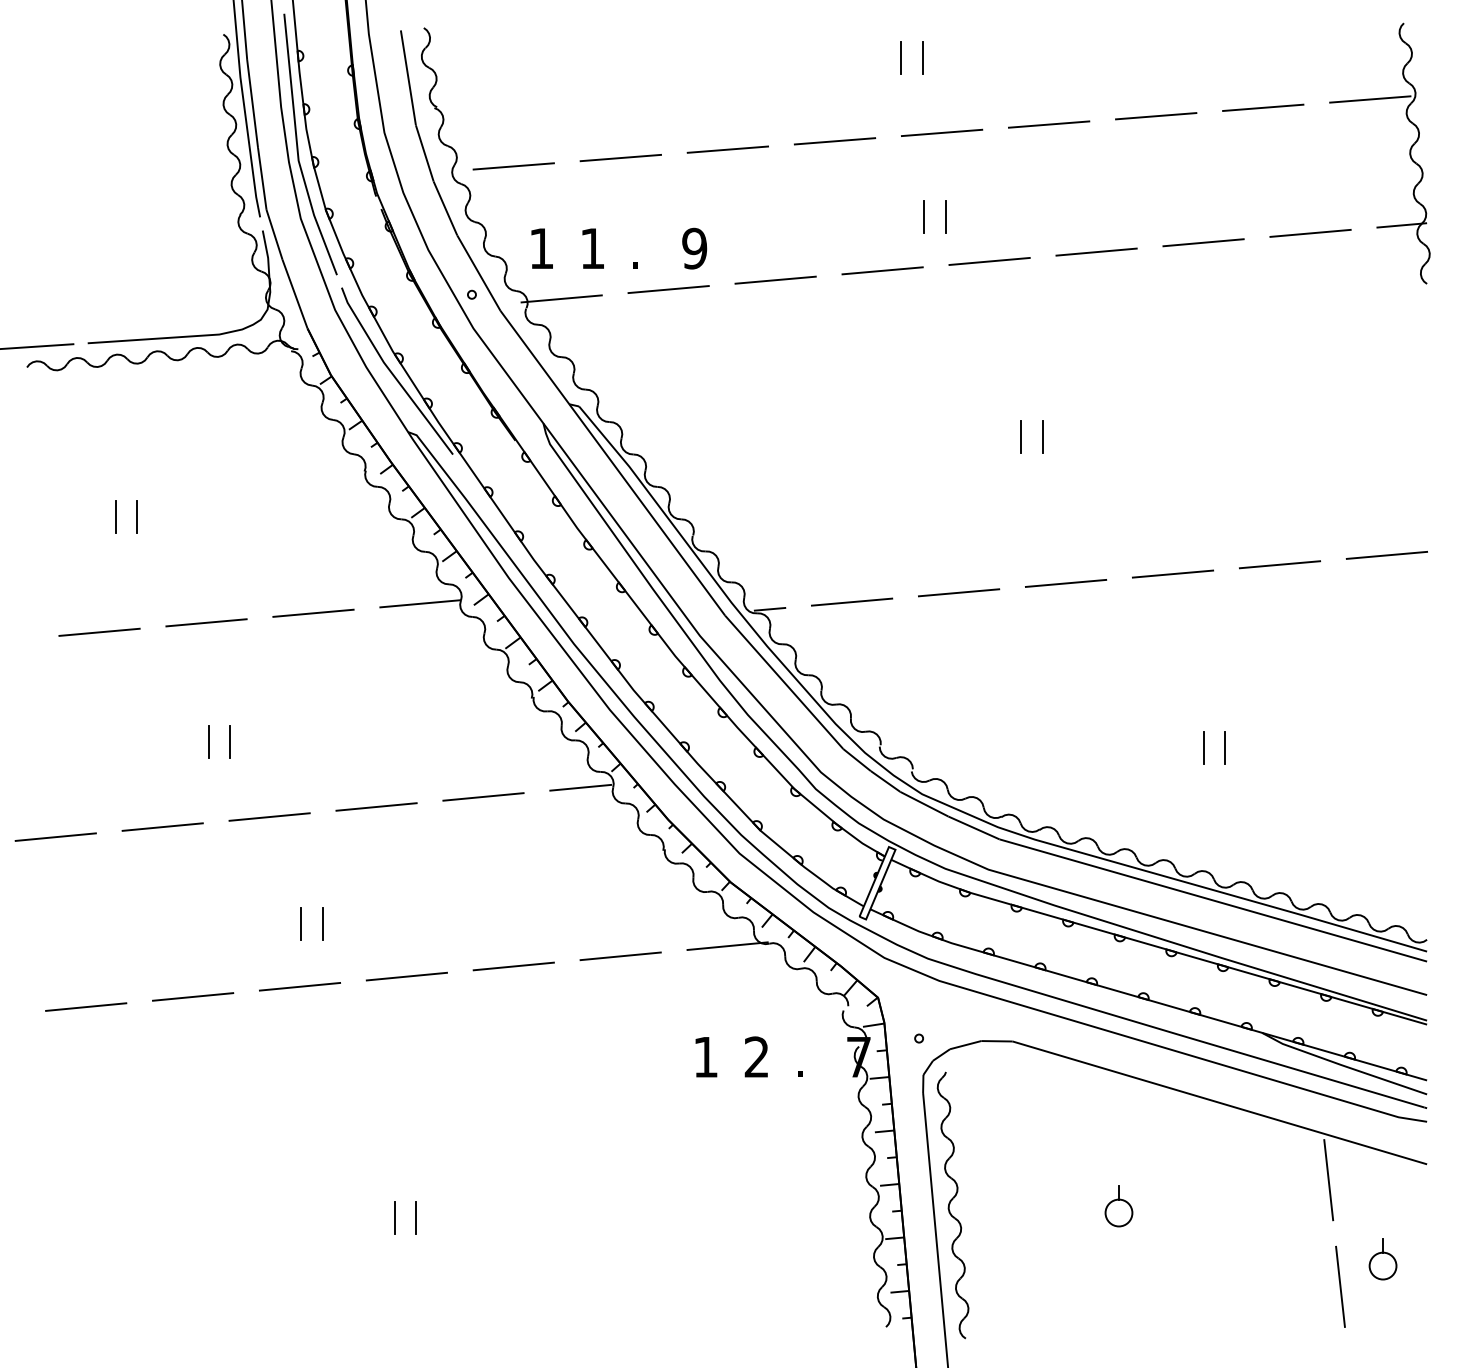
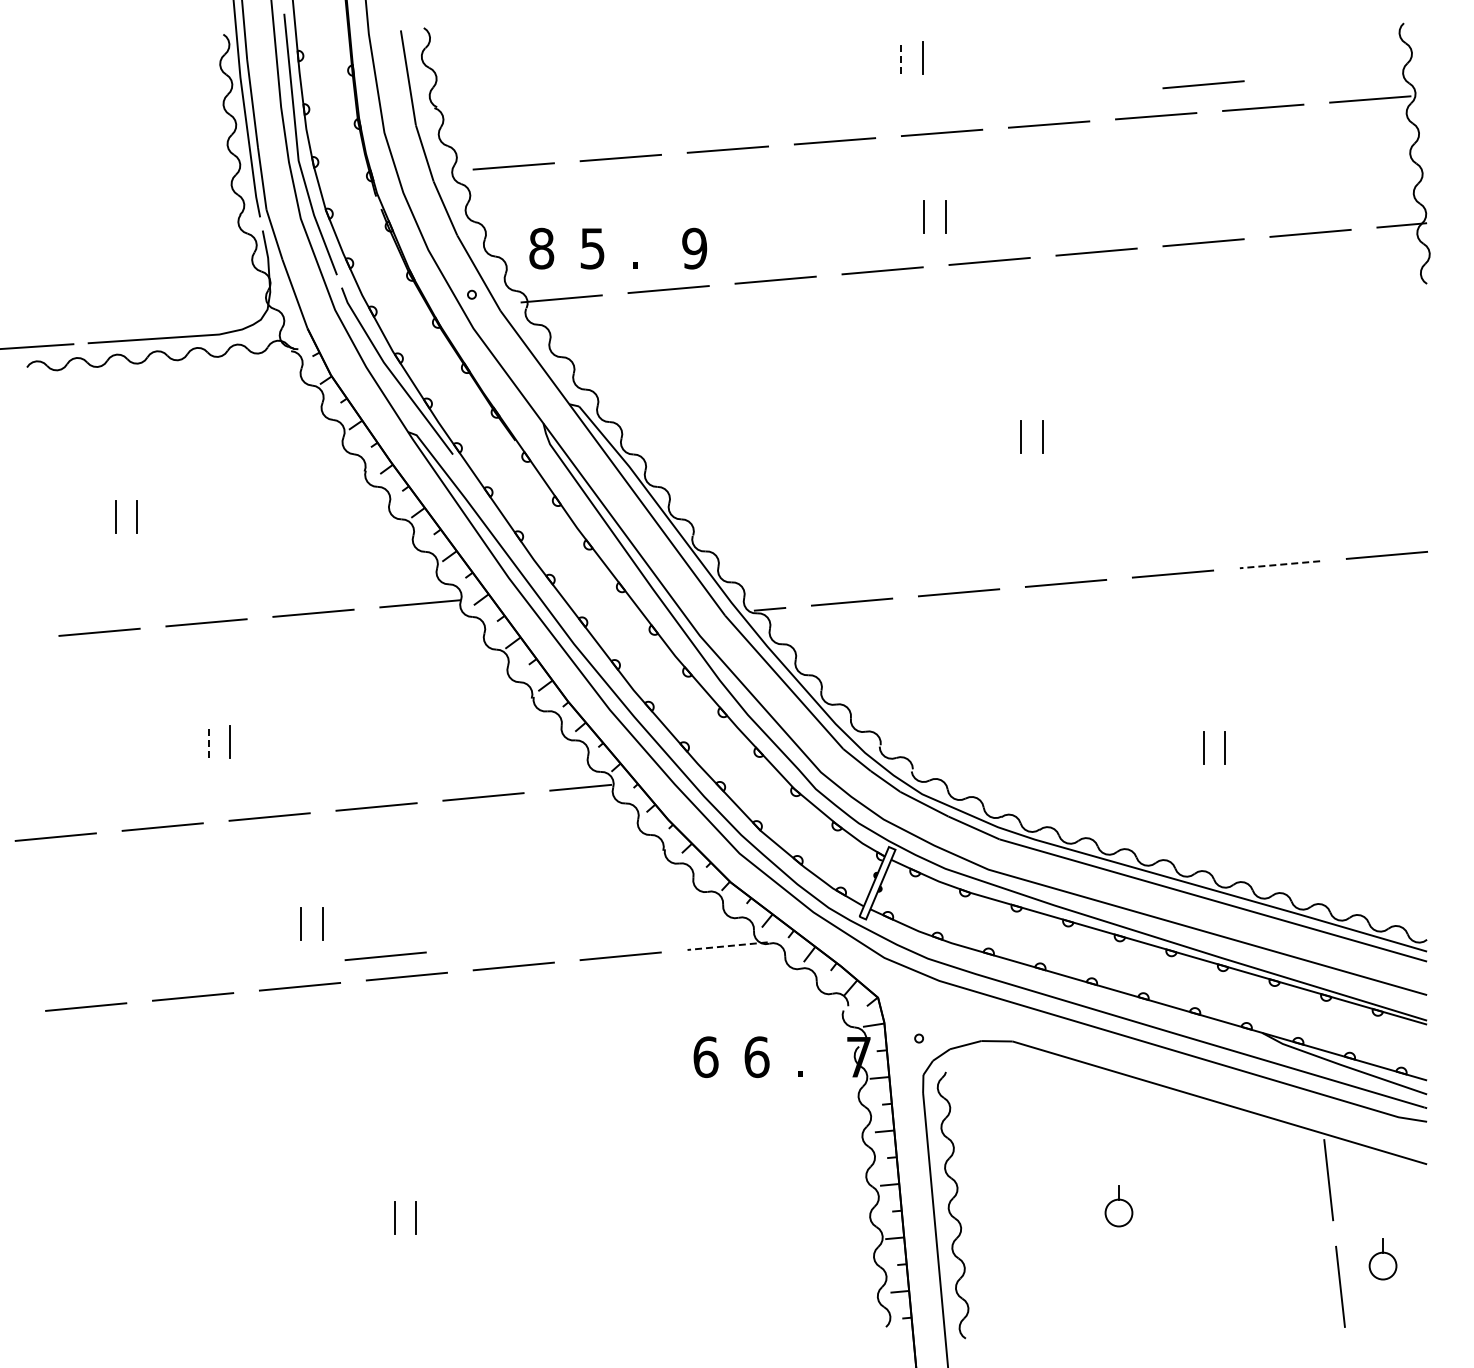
line: solid -> dashed (901, 57)
line: none -> present (1203, 84)
text: 1 -> 8 (541, 248)
text: 1 -> 5 (592, 248)
line: solid -> dashed (1279, 564)
line: solid -> dashed (208, 741)
line: solid -> dashed (727, 946)
line: none -> present (385, 955)
text: 1 -> 6 (705, 1057)
text: 2 -> 6 (756, 1057)
